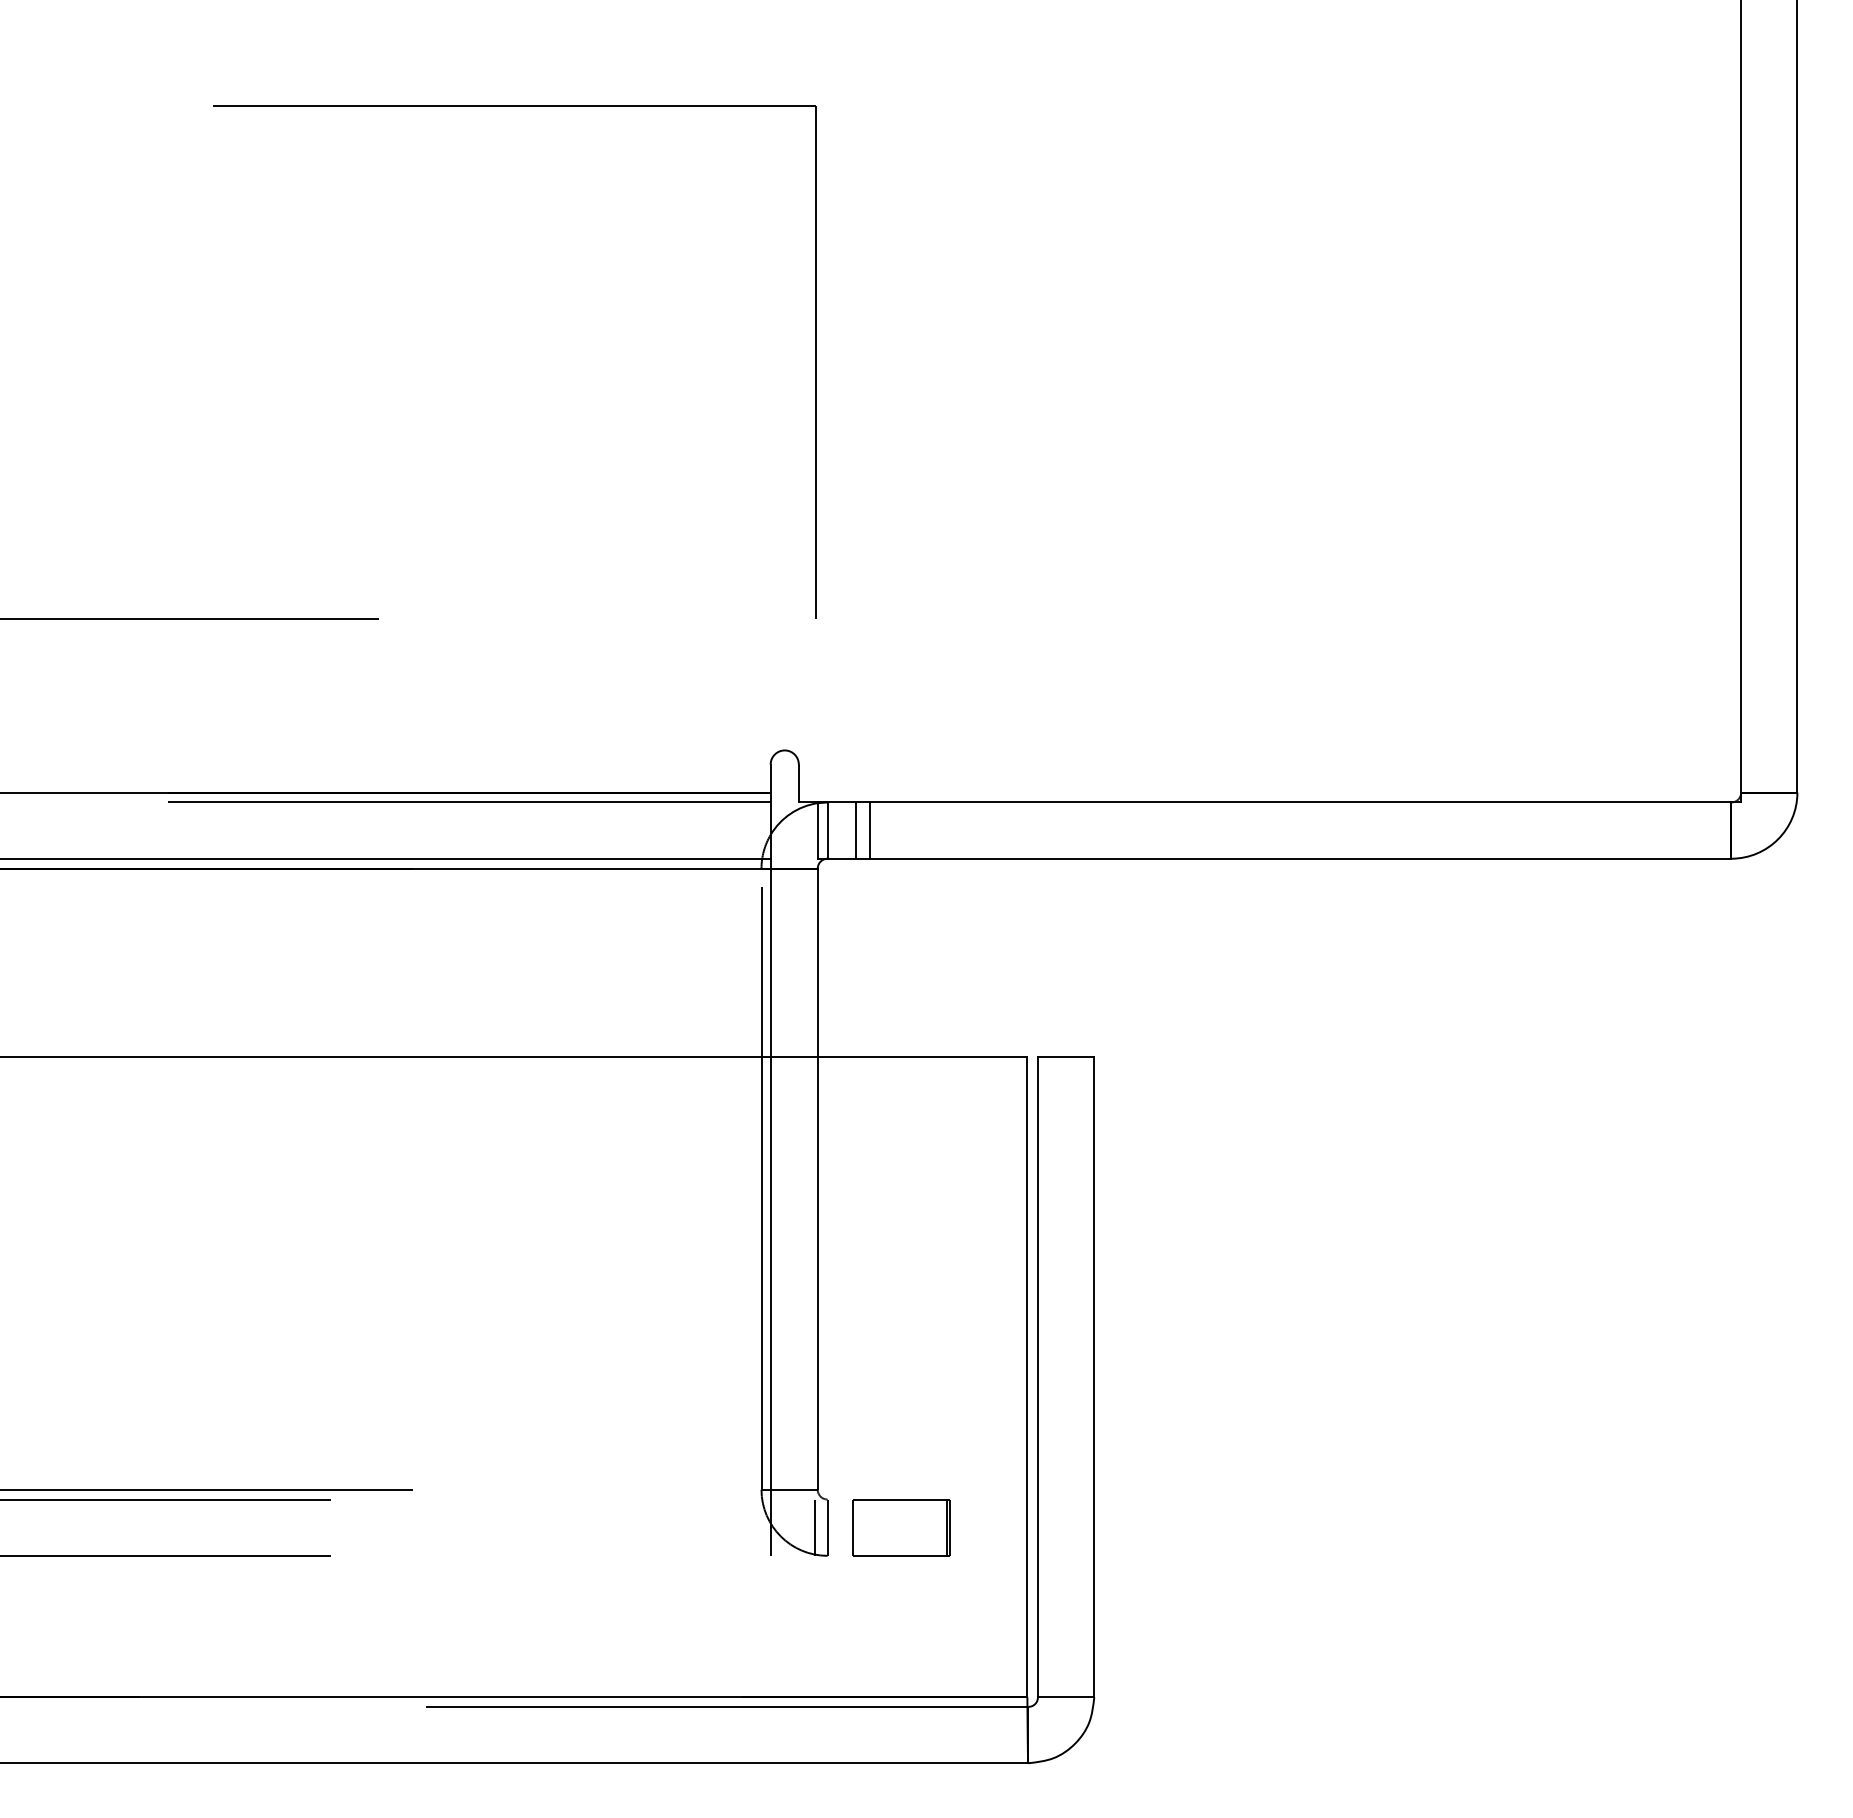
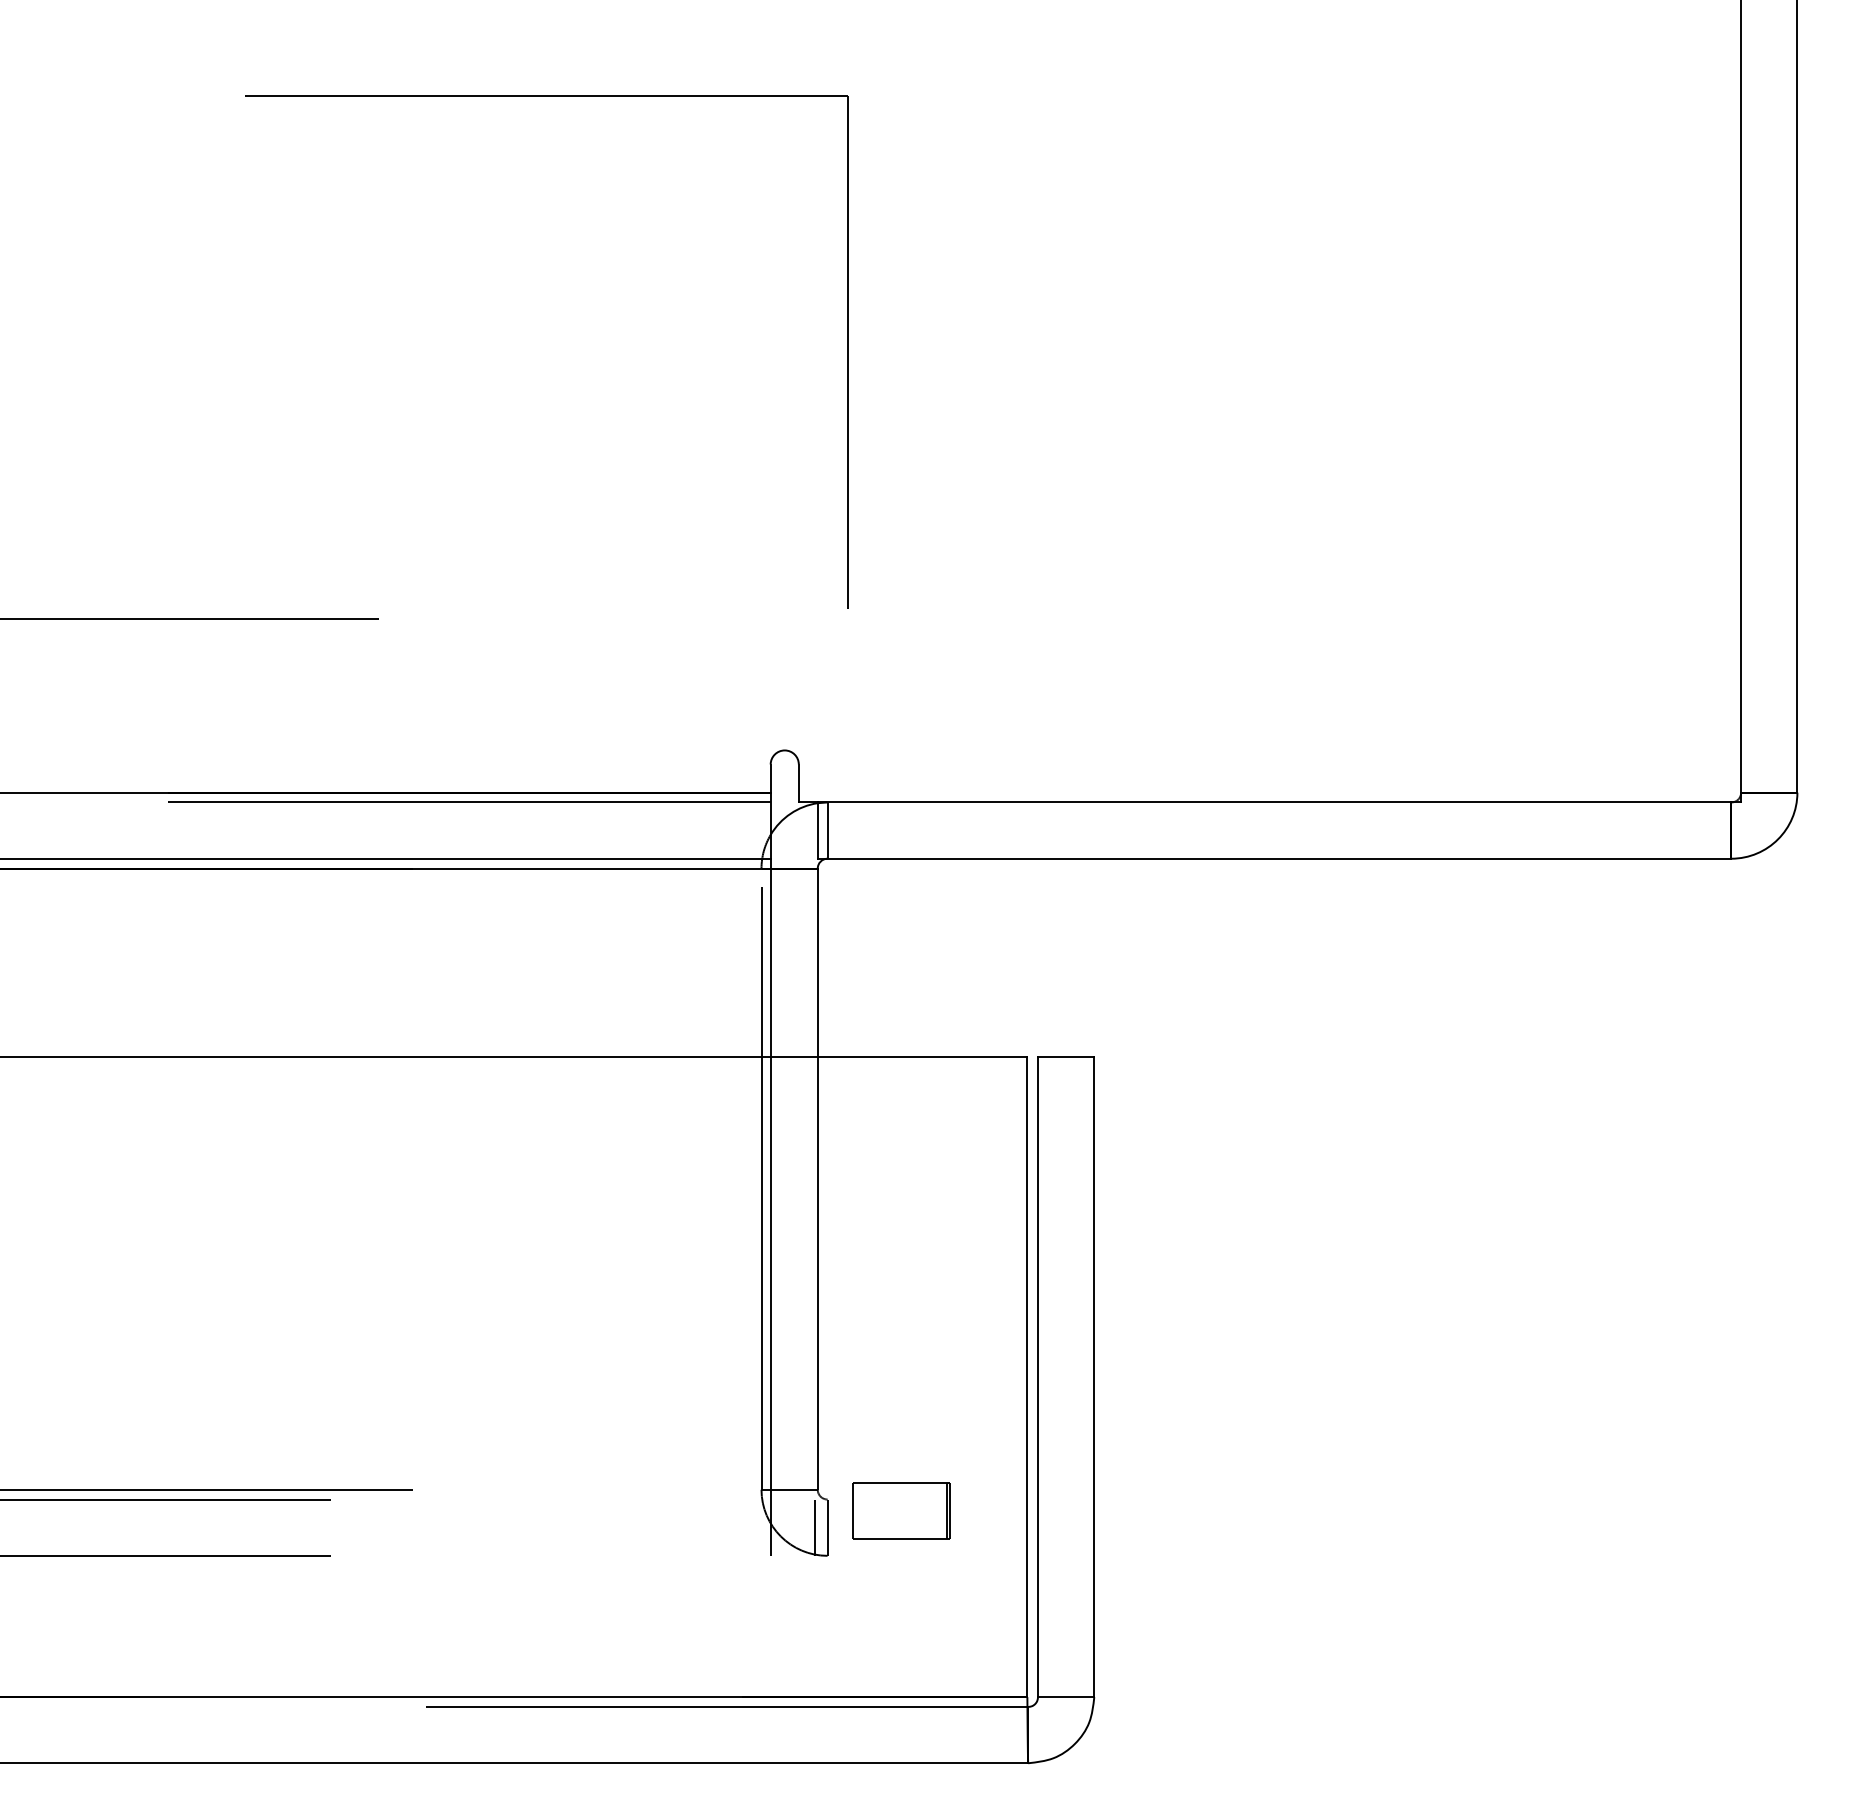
part position: (514, 106) -> (546, 96) (546, 96)
line: present -> none (855, 830)
line: present -> none (869, 830)
part position: (901, 1527) -> (901, 1510) (901, 1510)
